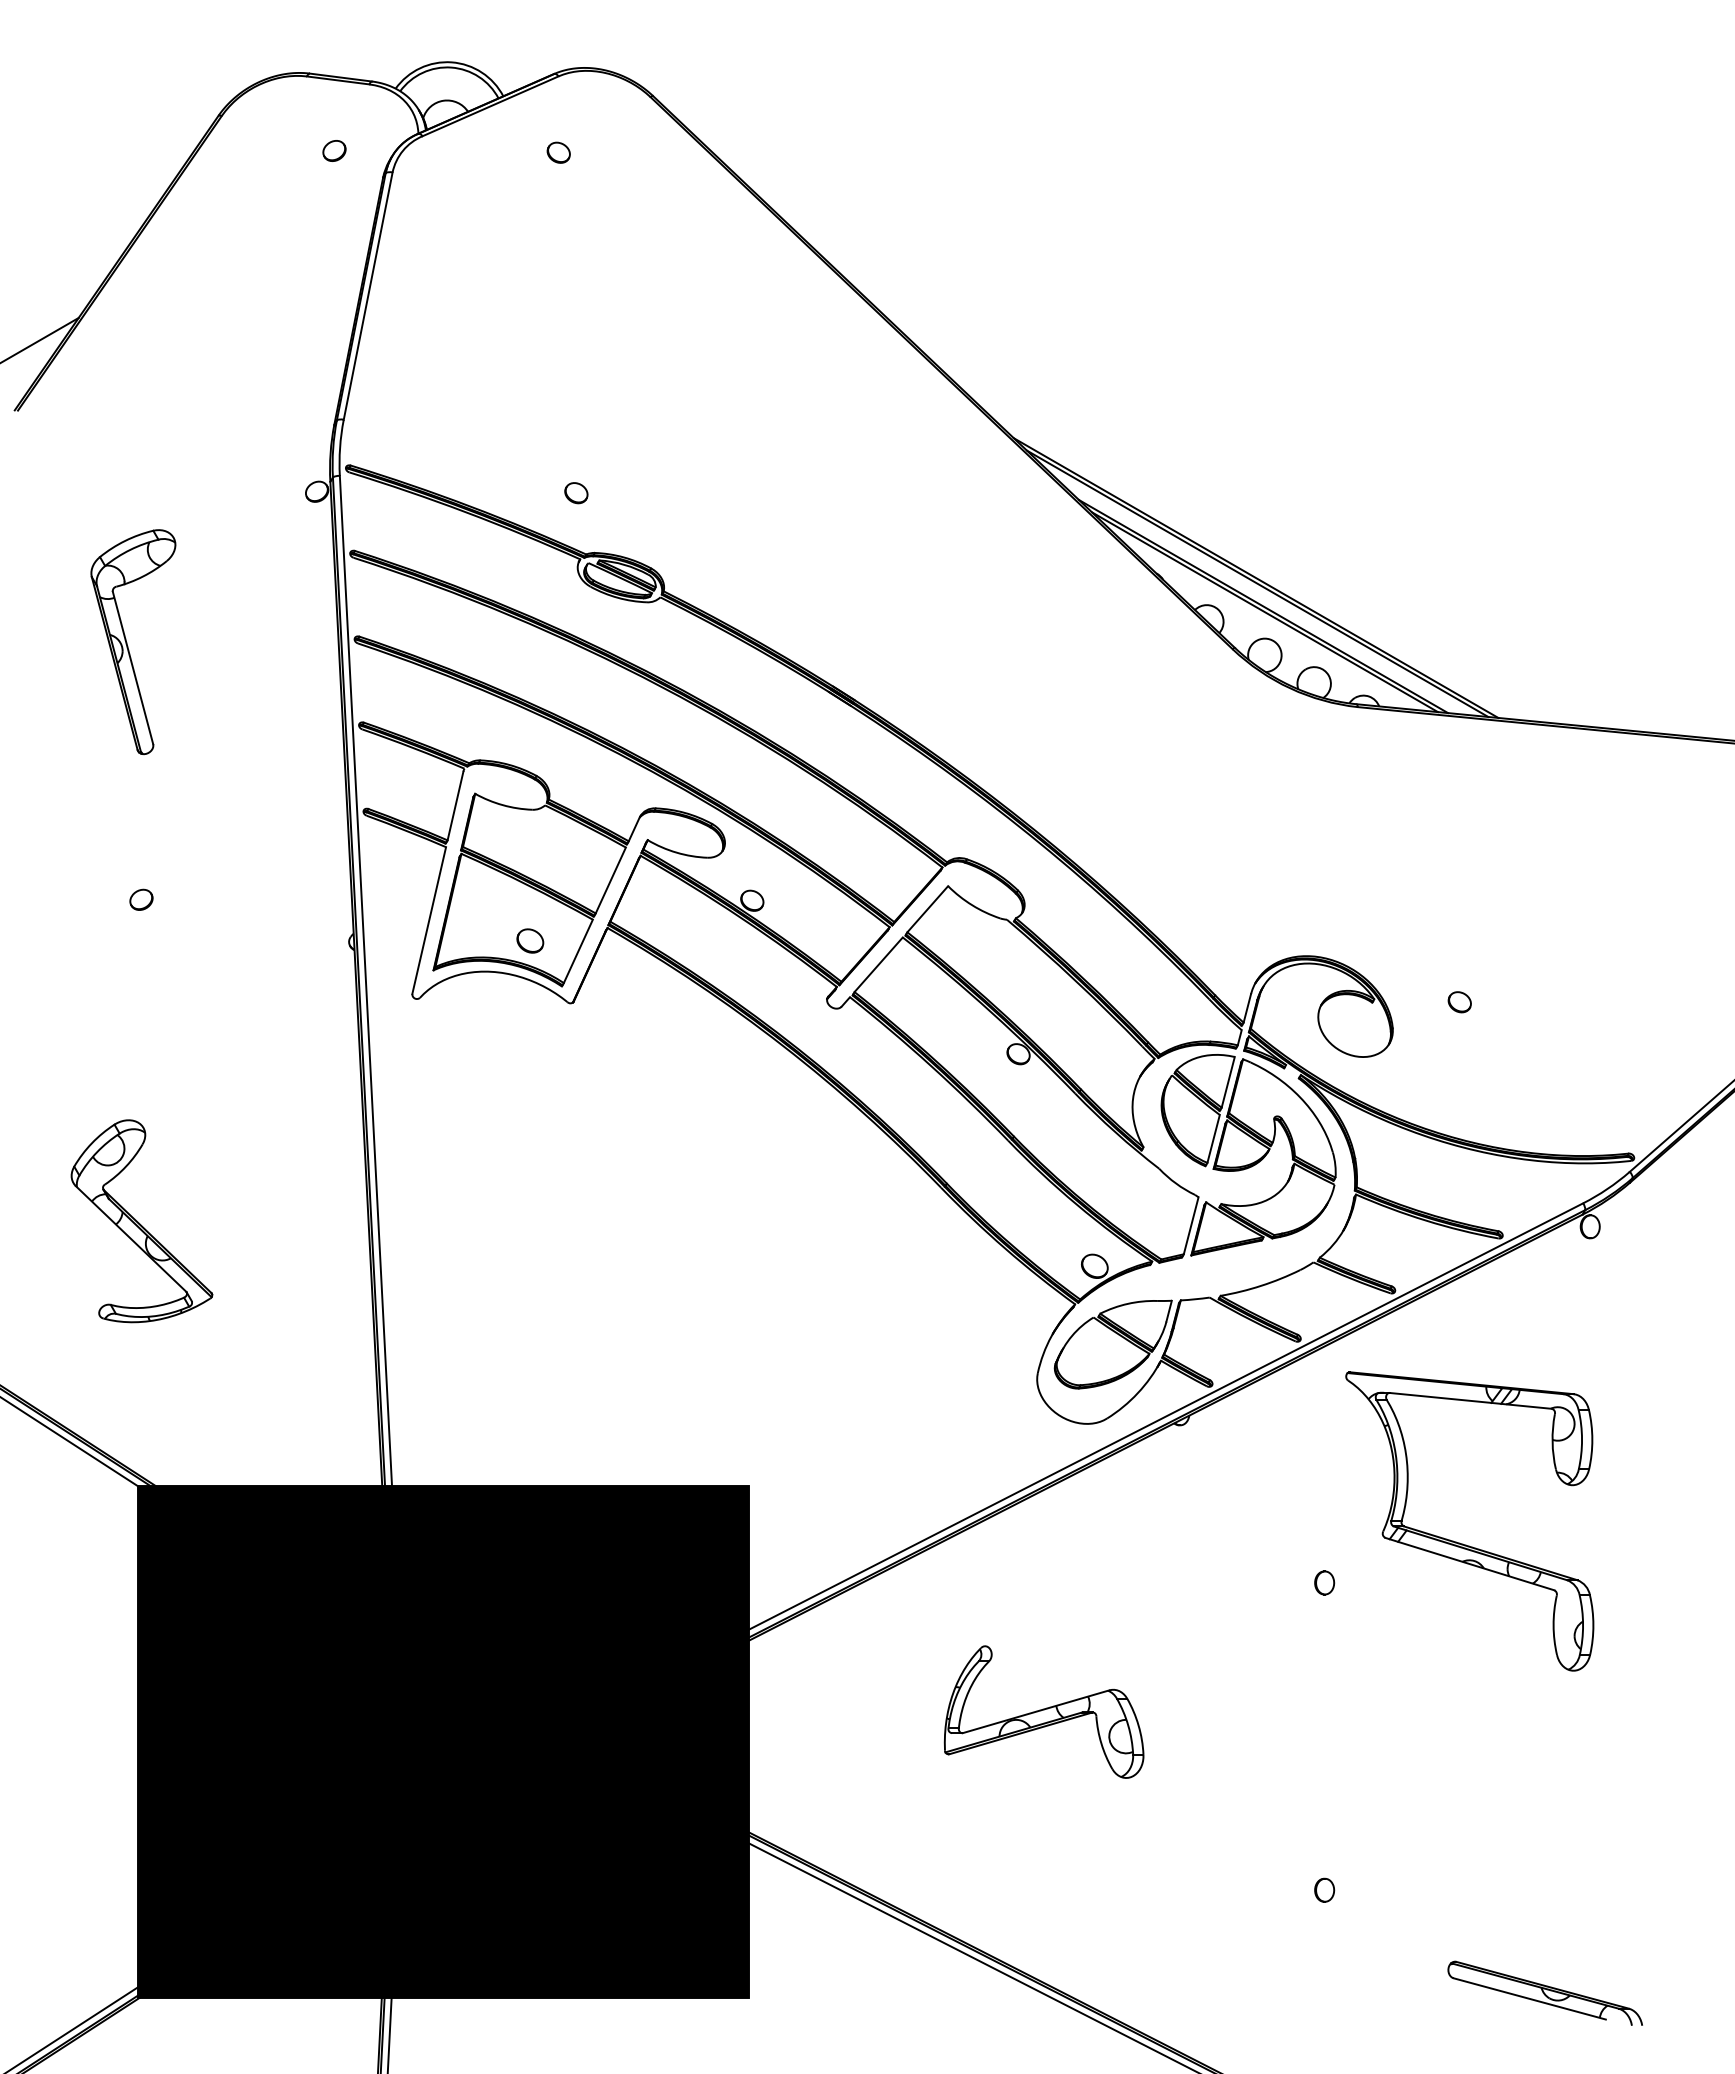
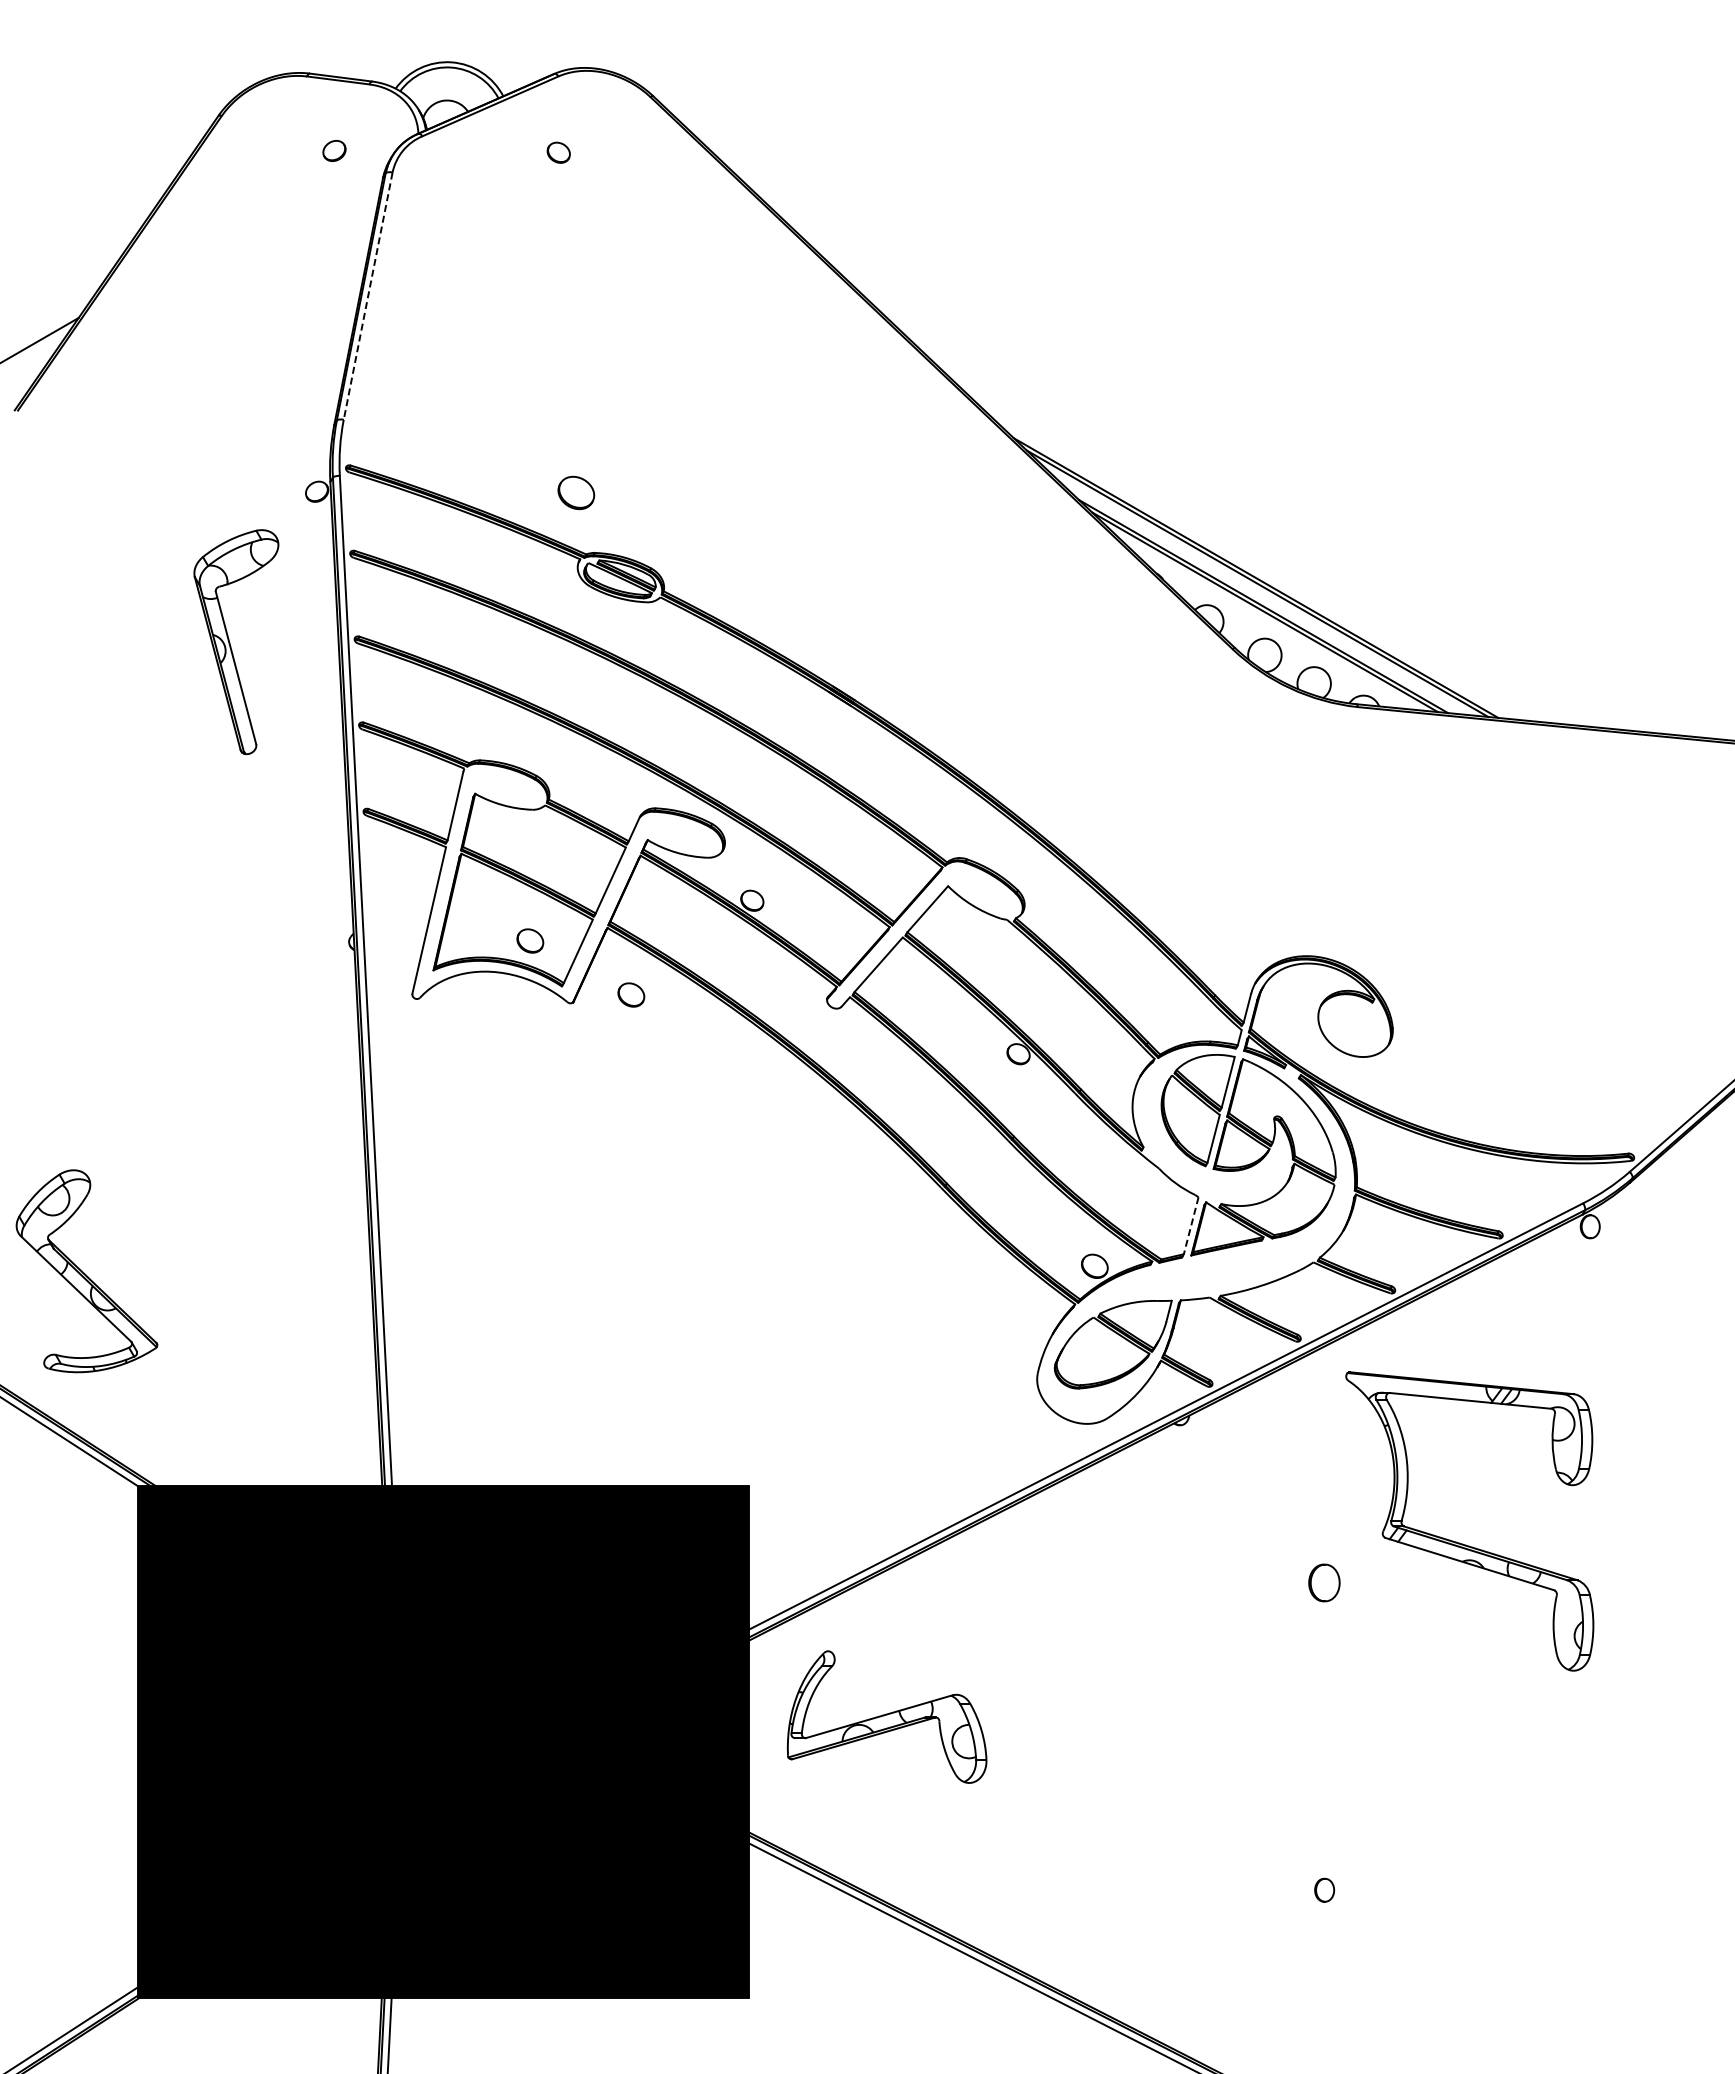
line: solid -> dashed (368, 296)
part size: 25x23 px -> 39x36 px (576, 492)
part position: (133, 642) -> (236, 642) (236, 642)
part: present -> none (141, 899)
part: none -> present (631, 994)
part: present -> none (1459, 1002)
part position: (141, 1221) -> (86, 1271) (86, 1271)
line: solid -> dashed (1191, 1226)
part size: 22x26 px -> 33x40 px (1324, 1582)
part position: (1043, 1711) -> (886, 1716) (886, 1716)
part: present -> none (1544, 1992)
